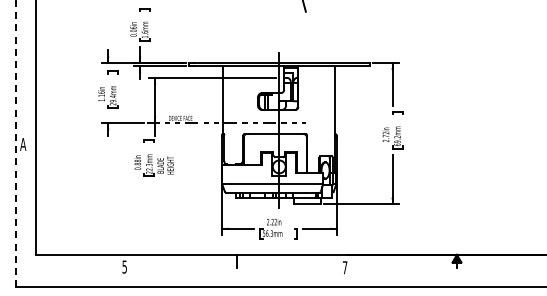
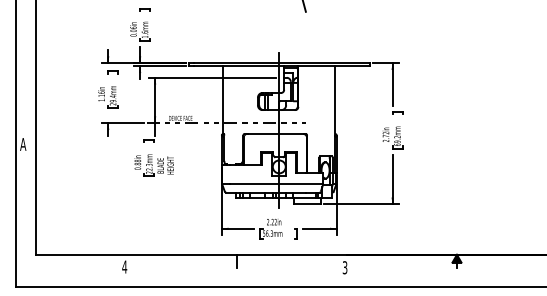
line: dashed -> solid (16, 143)
text: 5 -> 4 (124, 266)
text: 7 -> 3 (344, 267)
